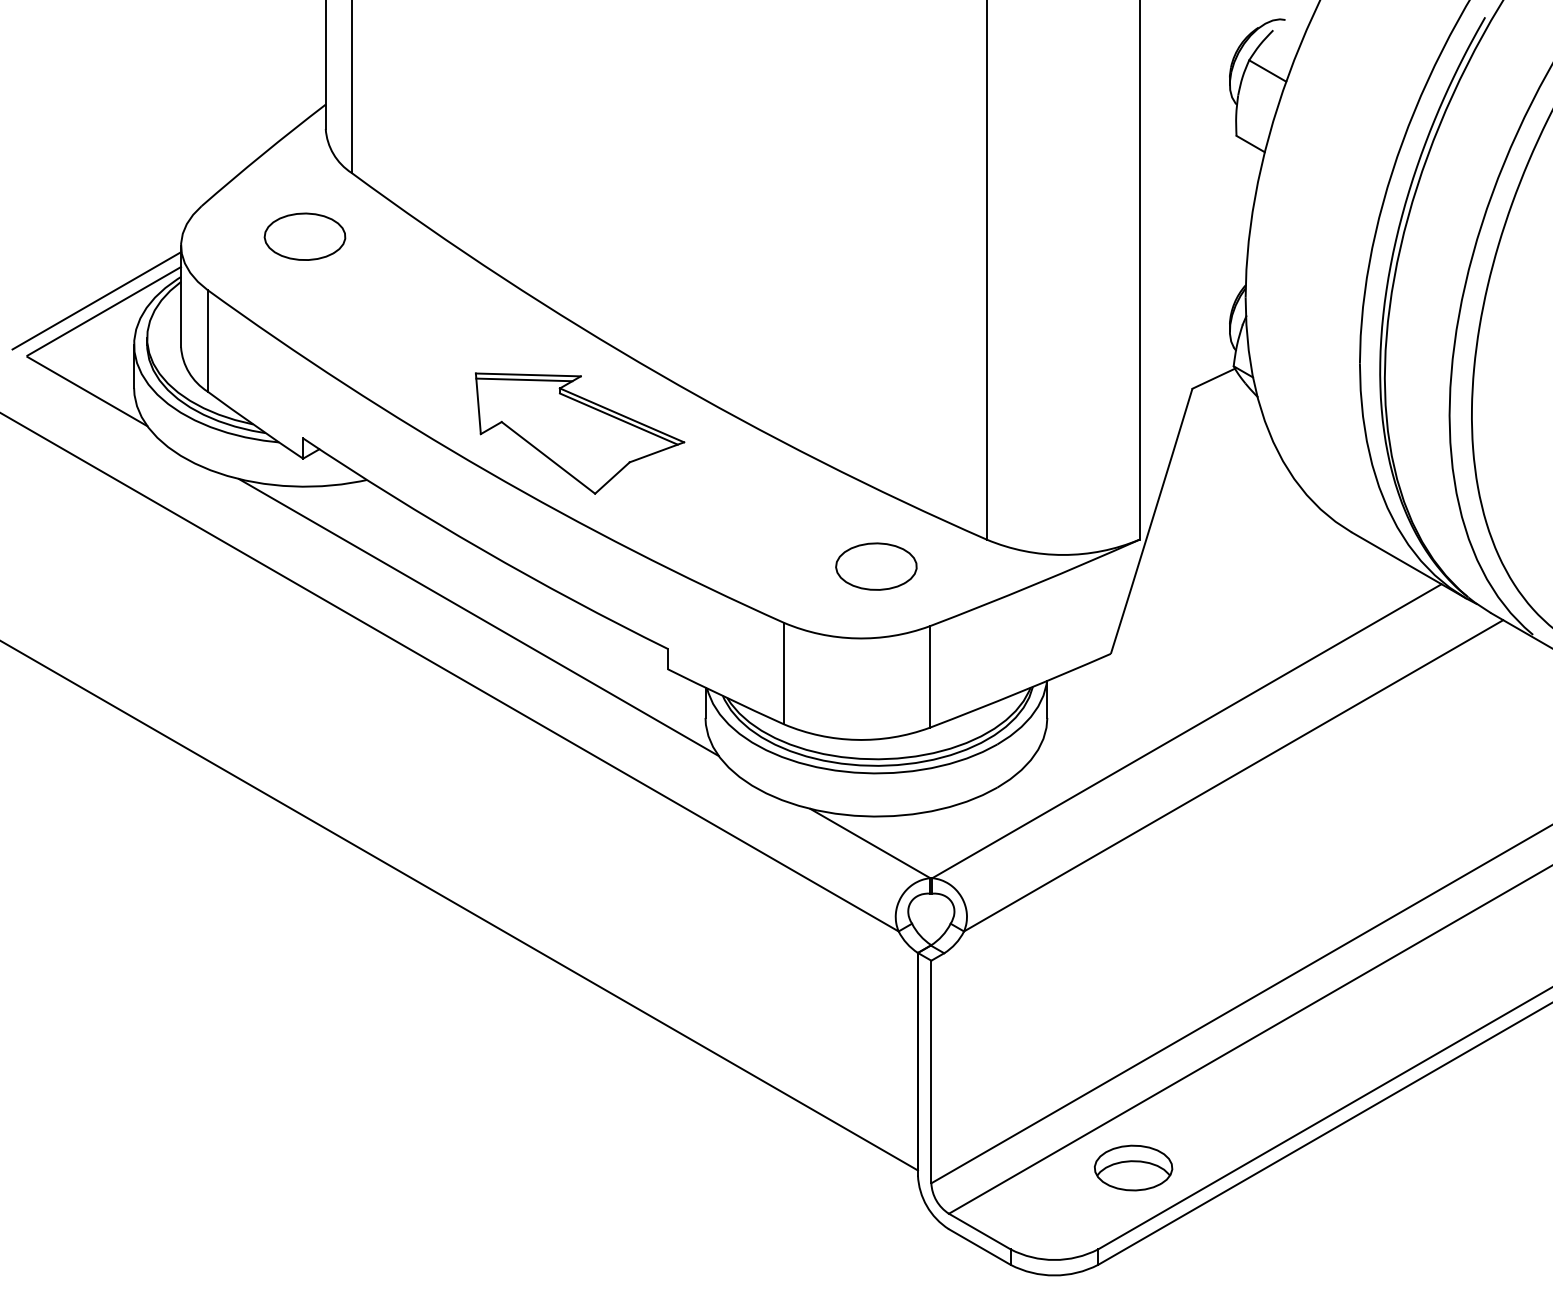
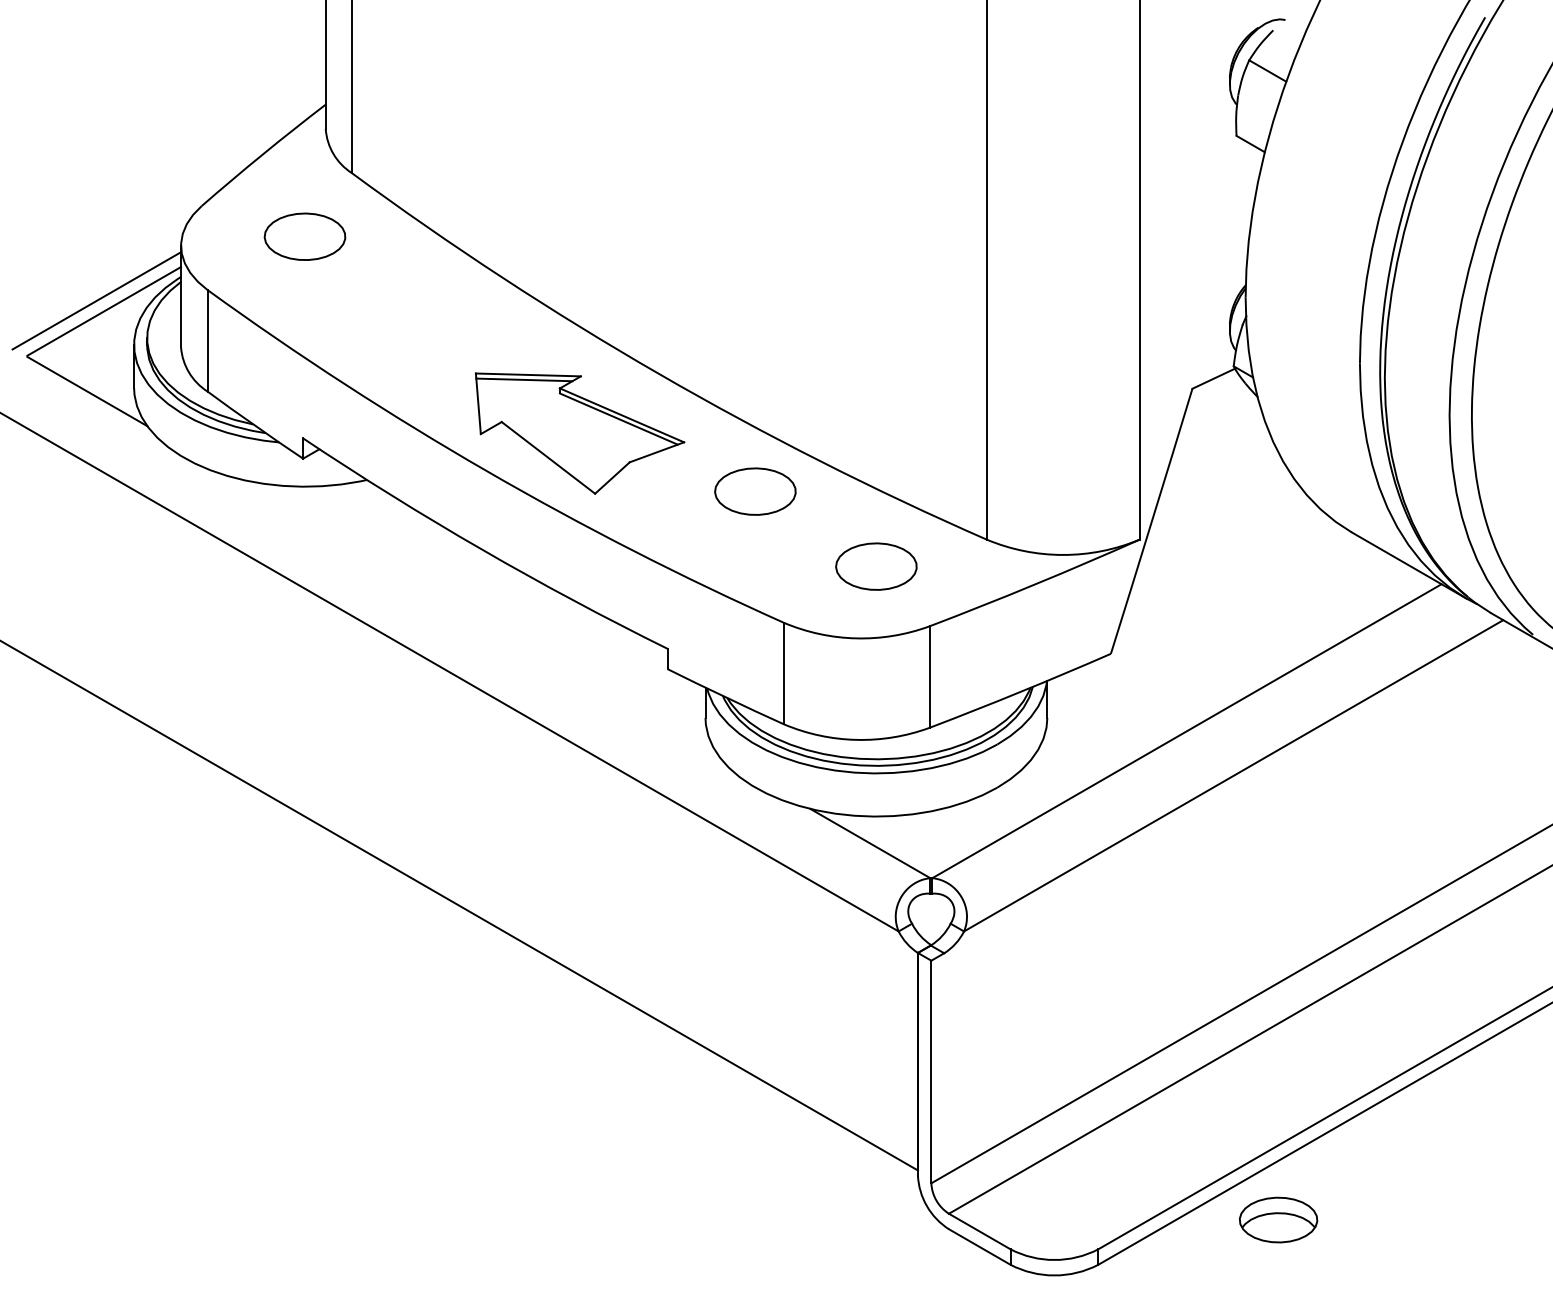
part: none -> present (755, 491)
line: present -> none (478, 617)
part position: (1133, 1167) -> (1278, 1219) (1278, 1219)
